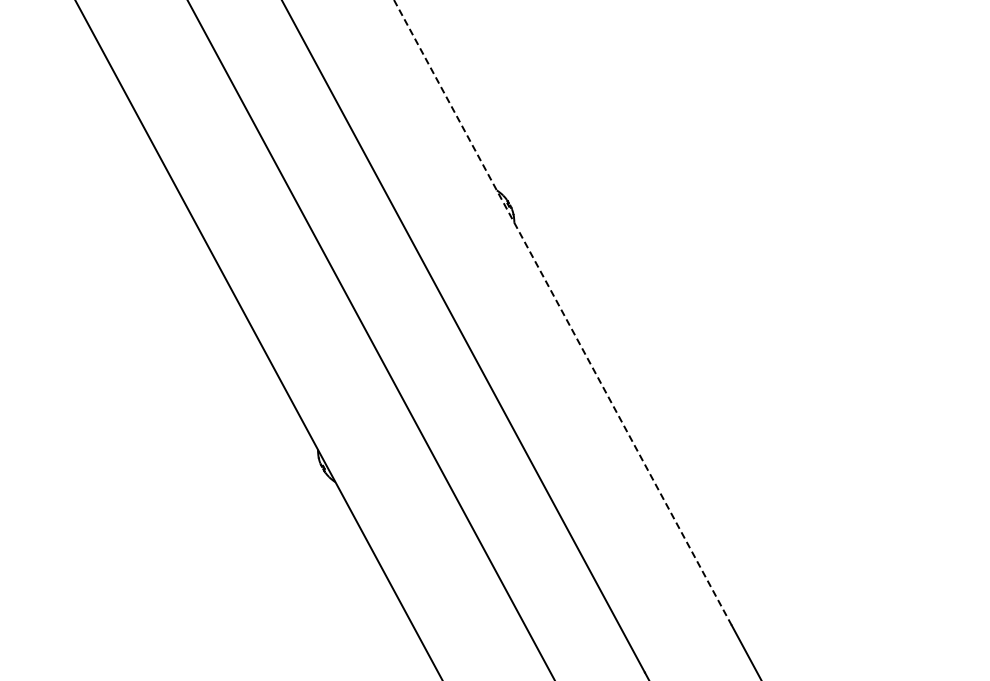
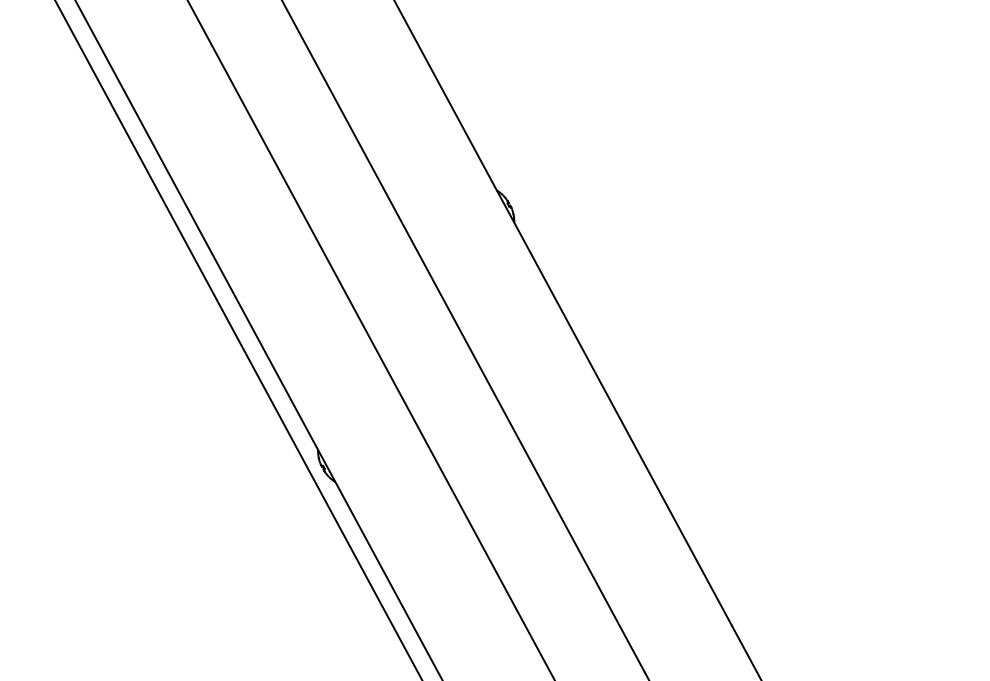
line: dashed -> solid (562, 312)
line: none -> present (238, 339)
